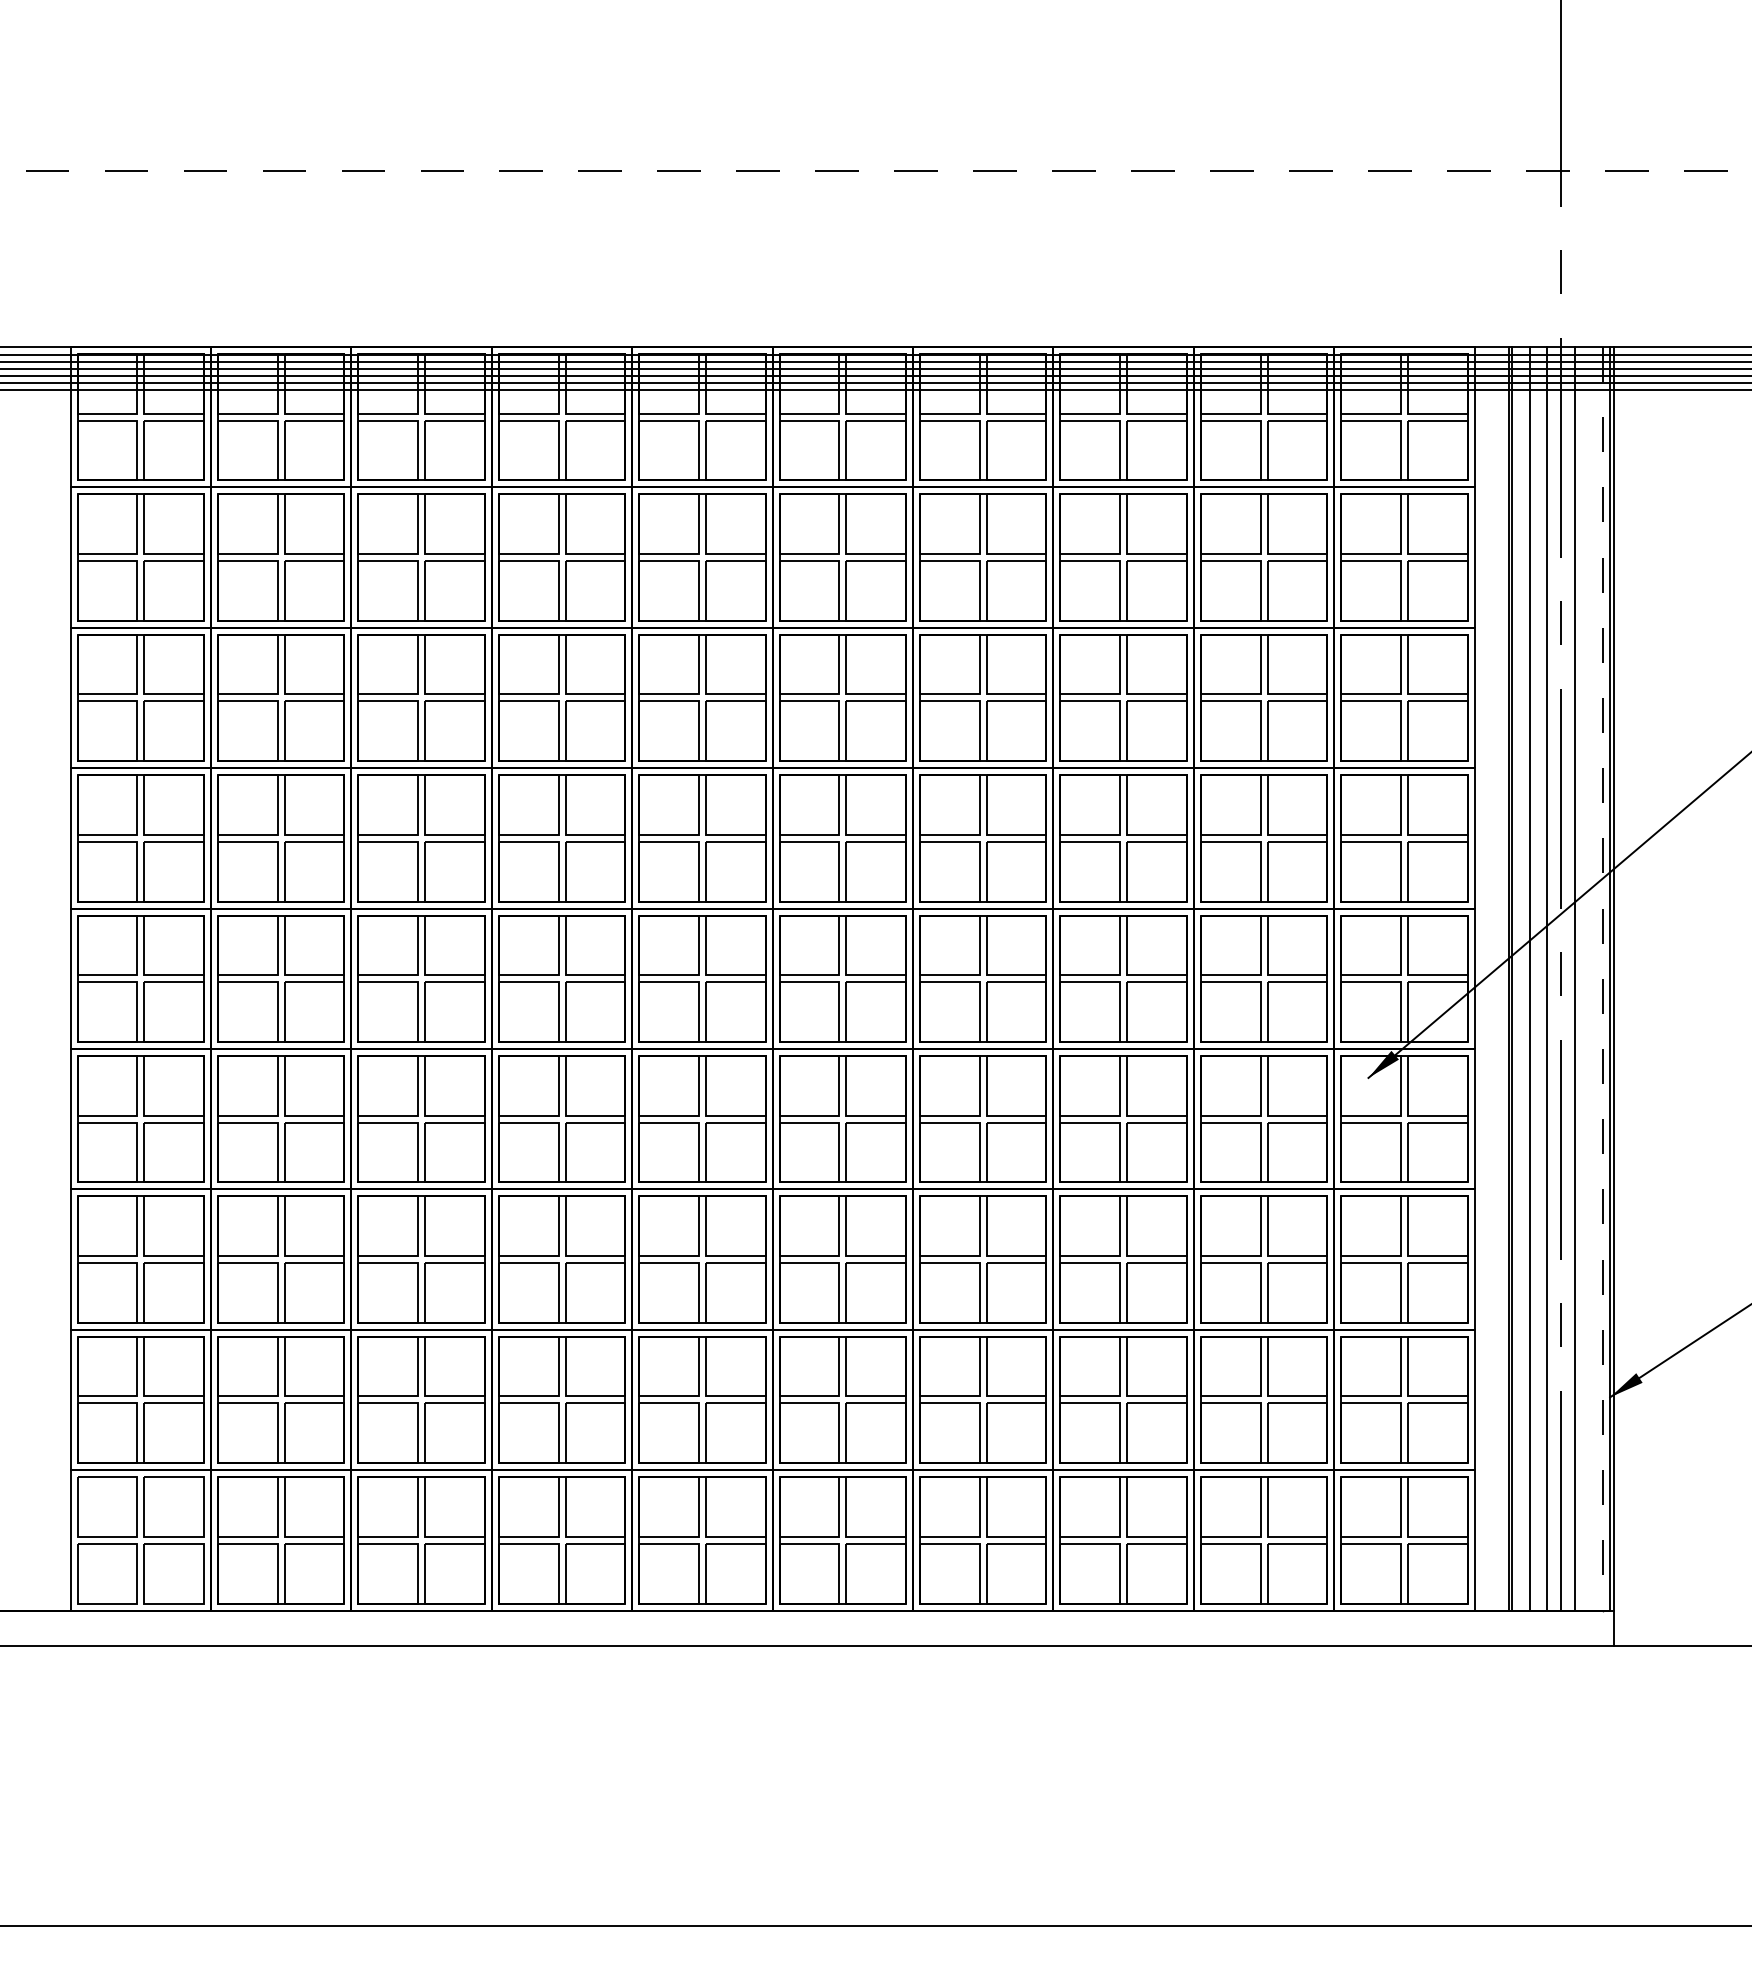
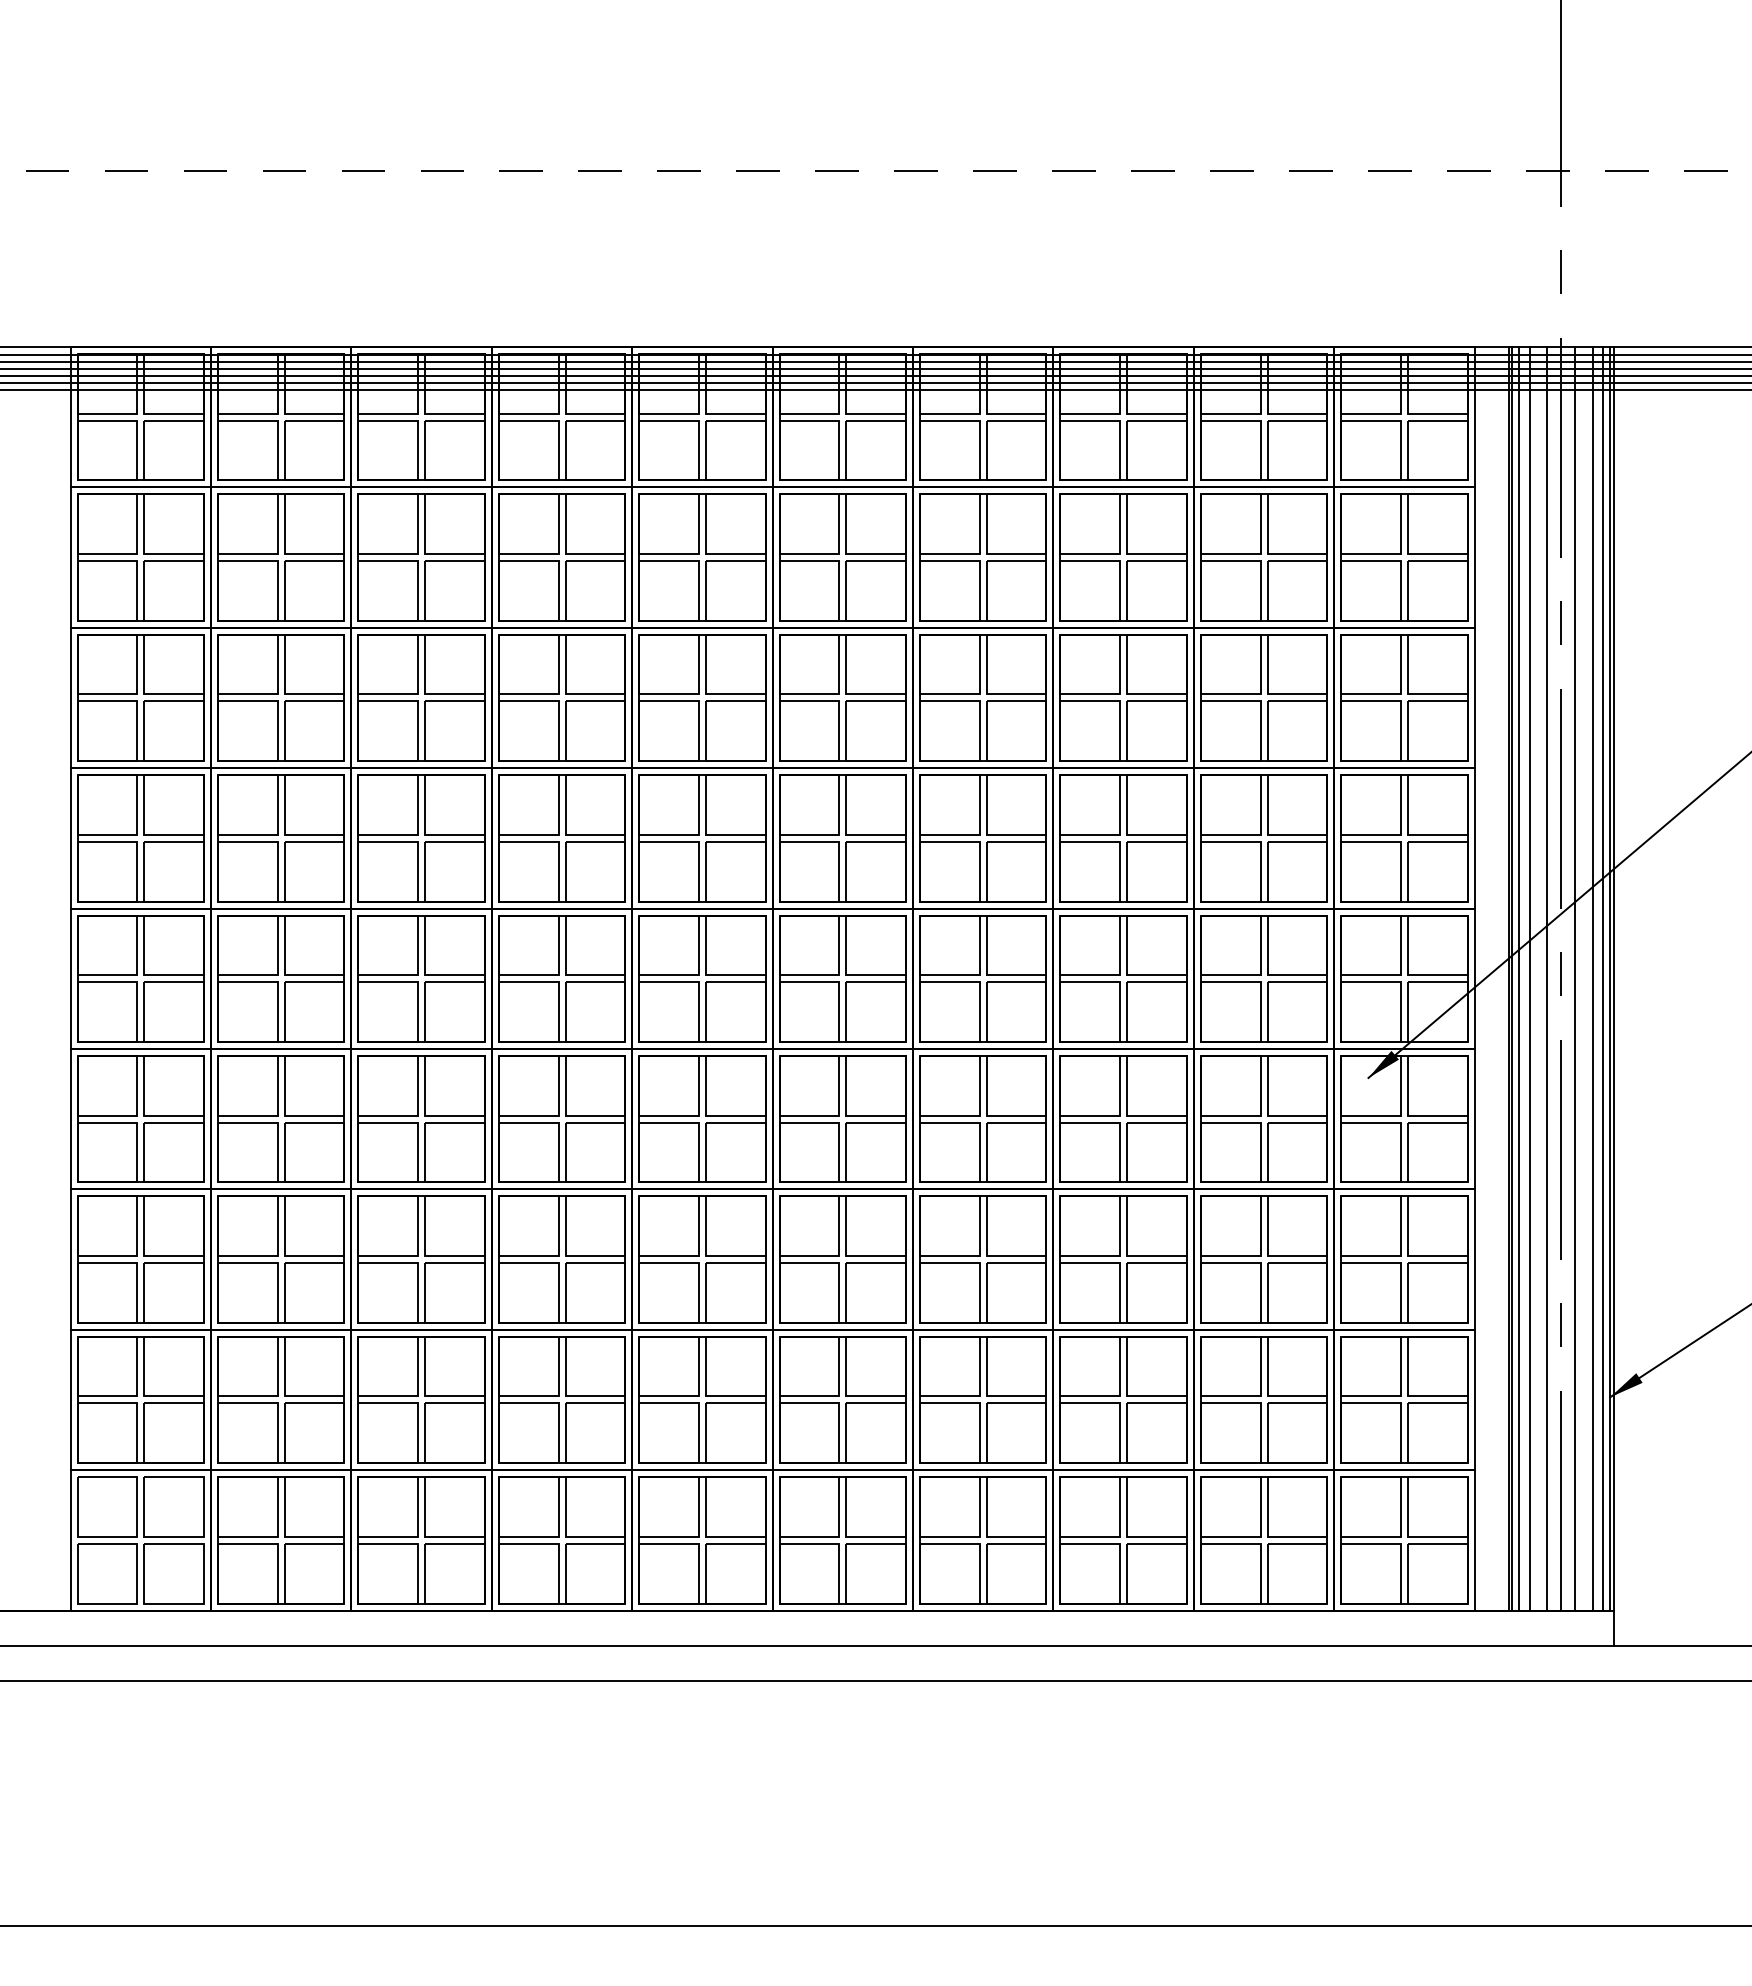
line: none -> present (1519, 978)
line: none -> present (1592, 978)
line: dashed -> solid (1603, 978)
line: none -> present (875, 1680)
